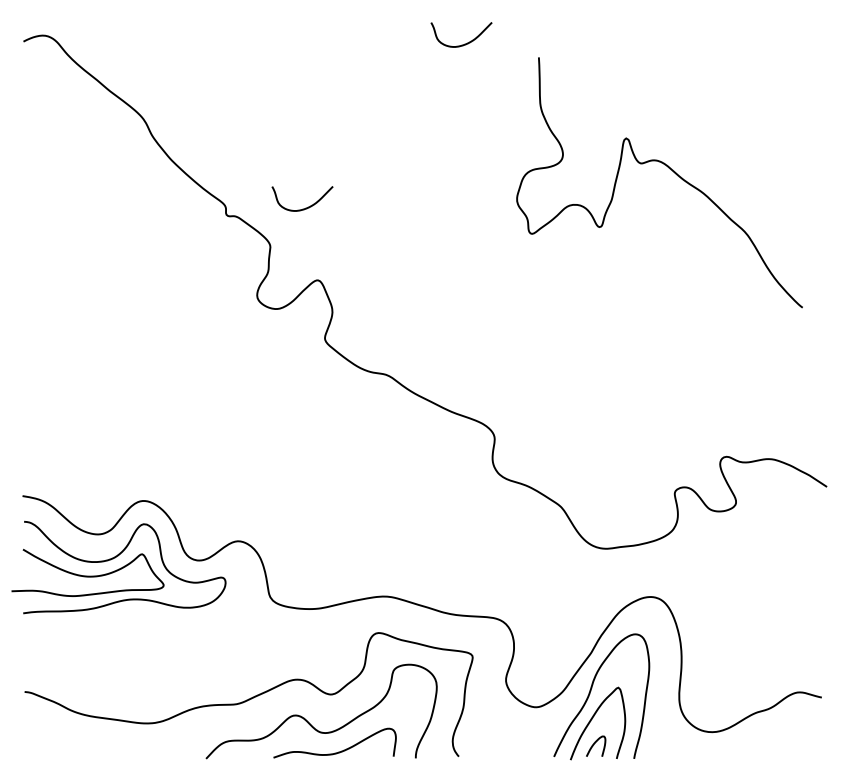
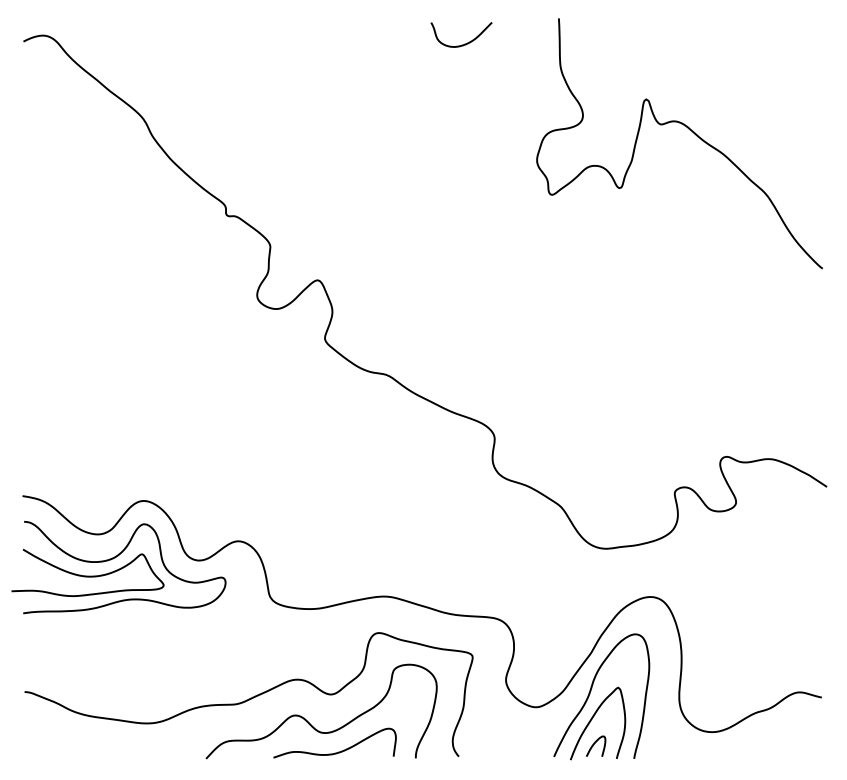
curve position: (669, 169) -> (689, 130) (689, 130)
curve: present -> none (305, 207)
